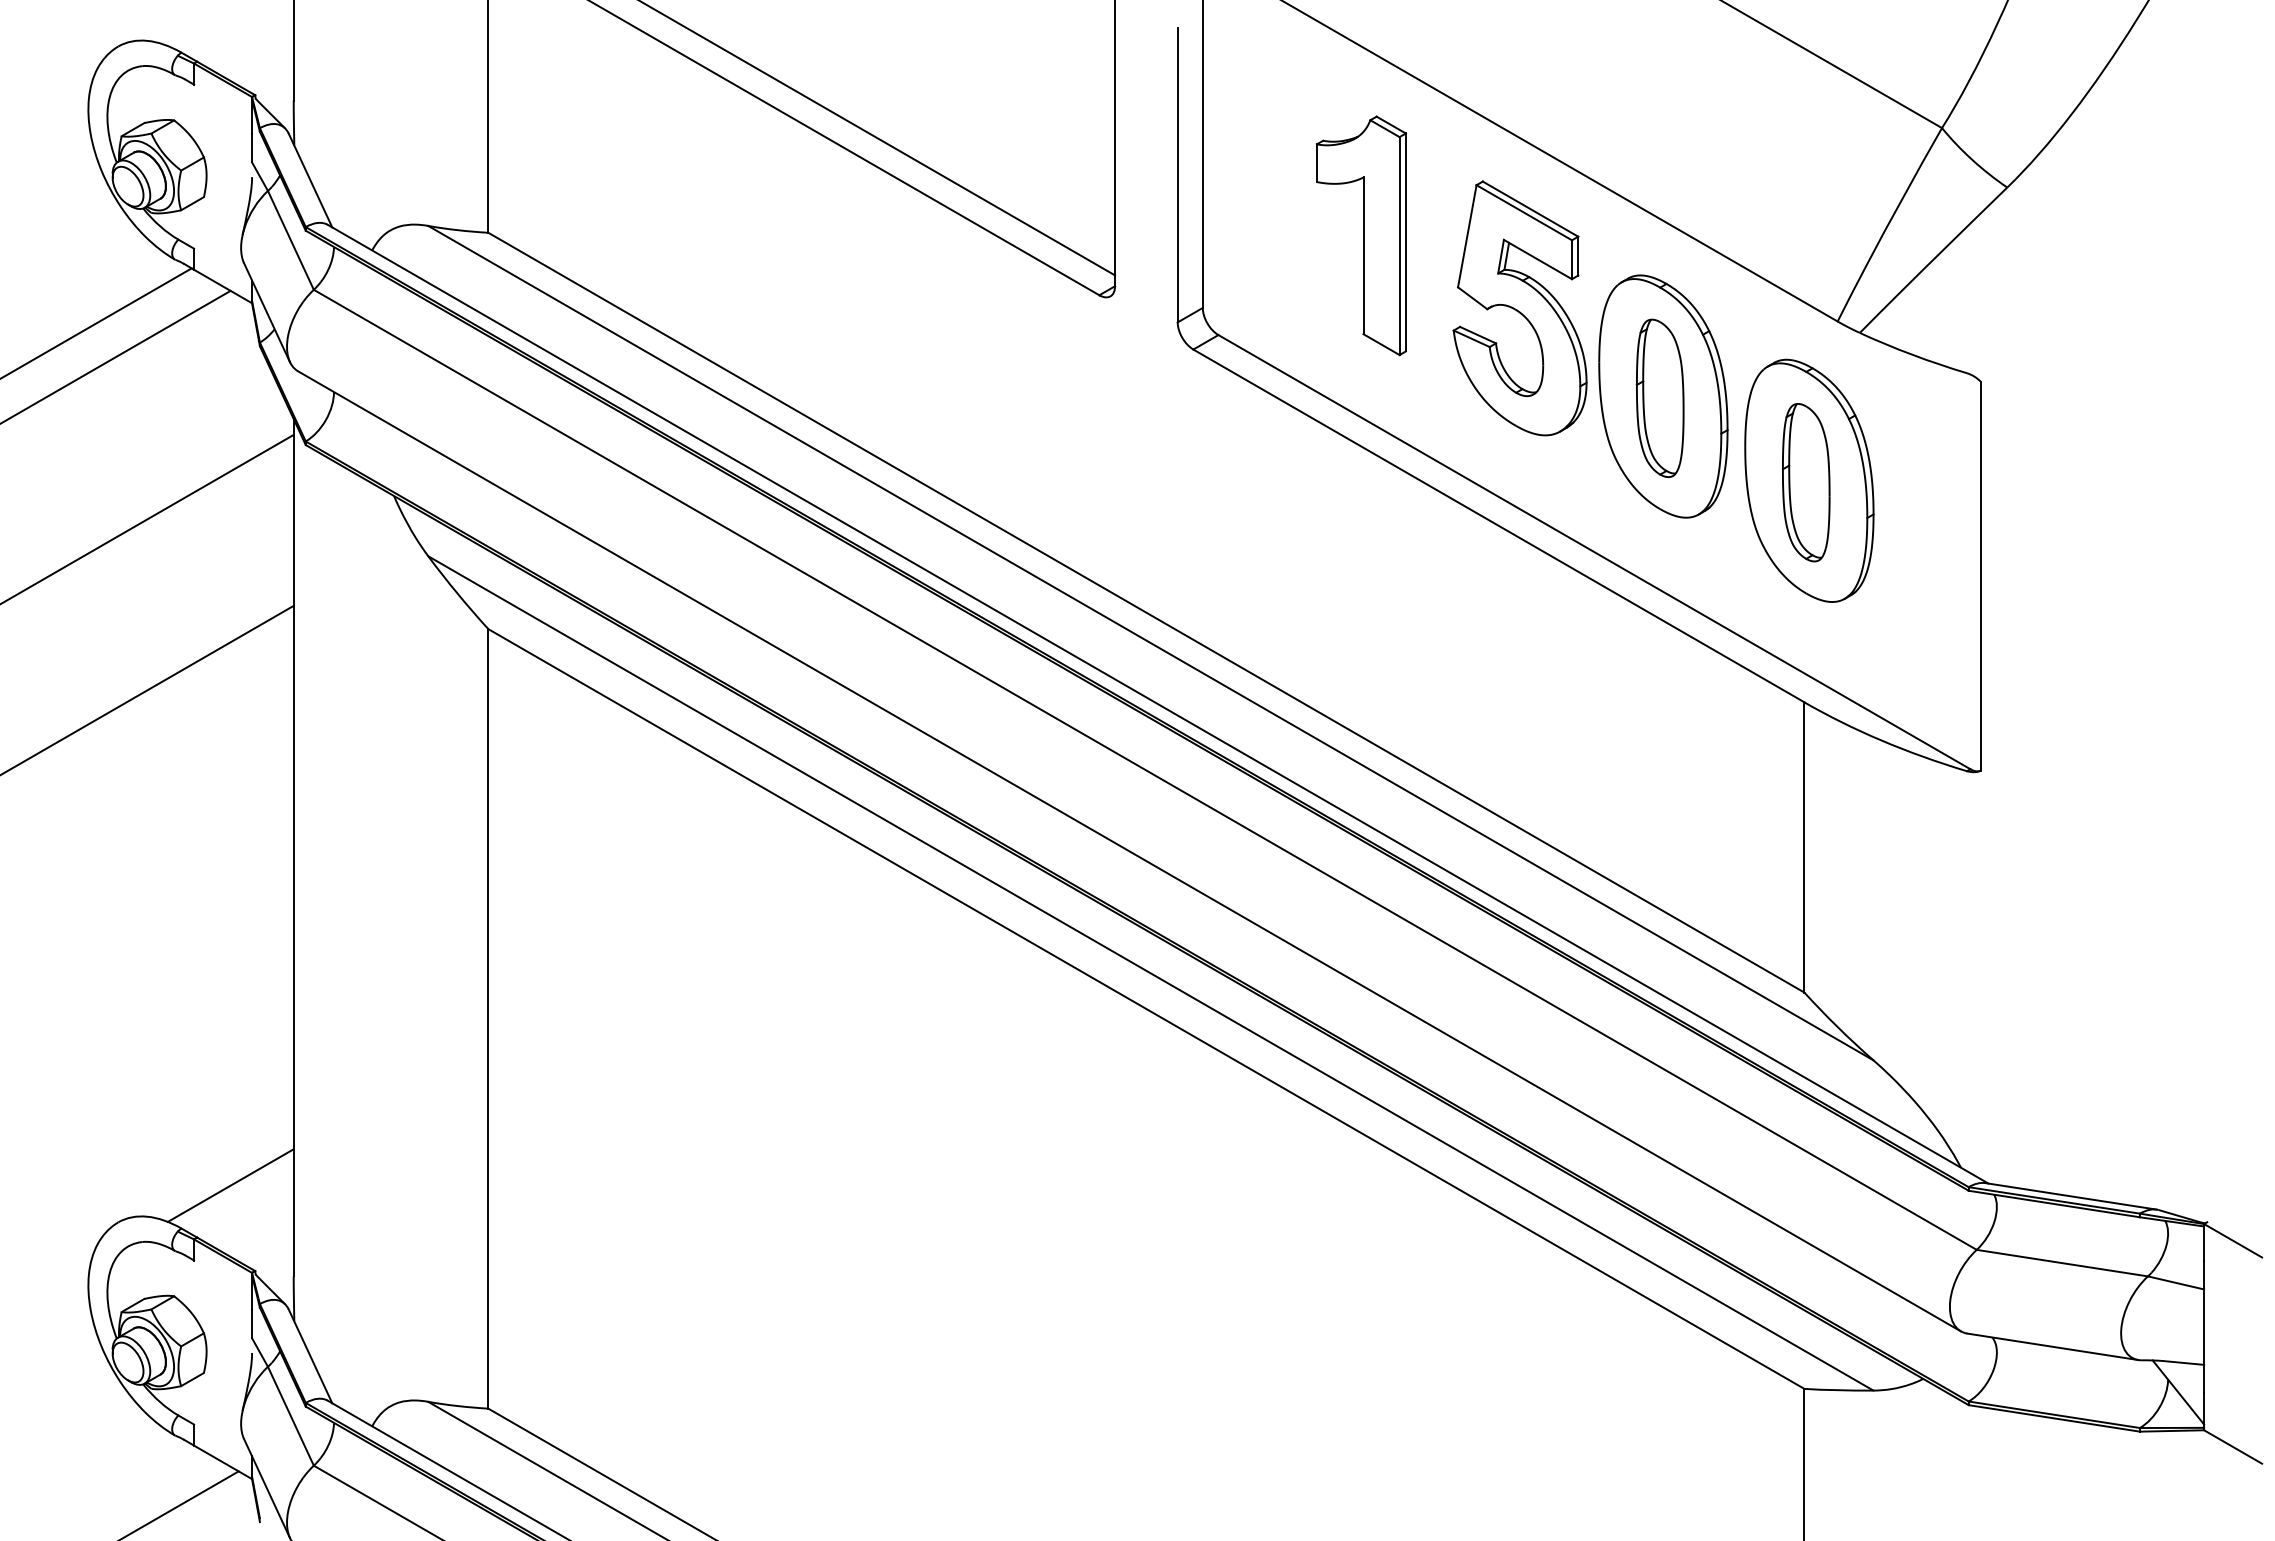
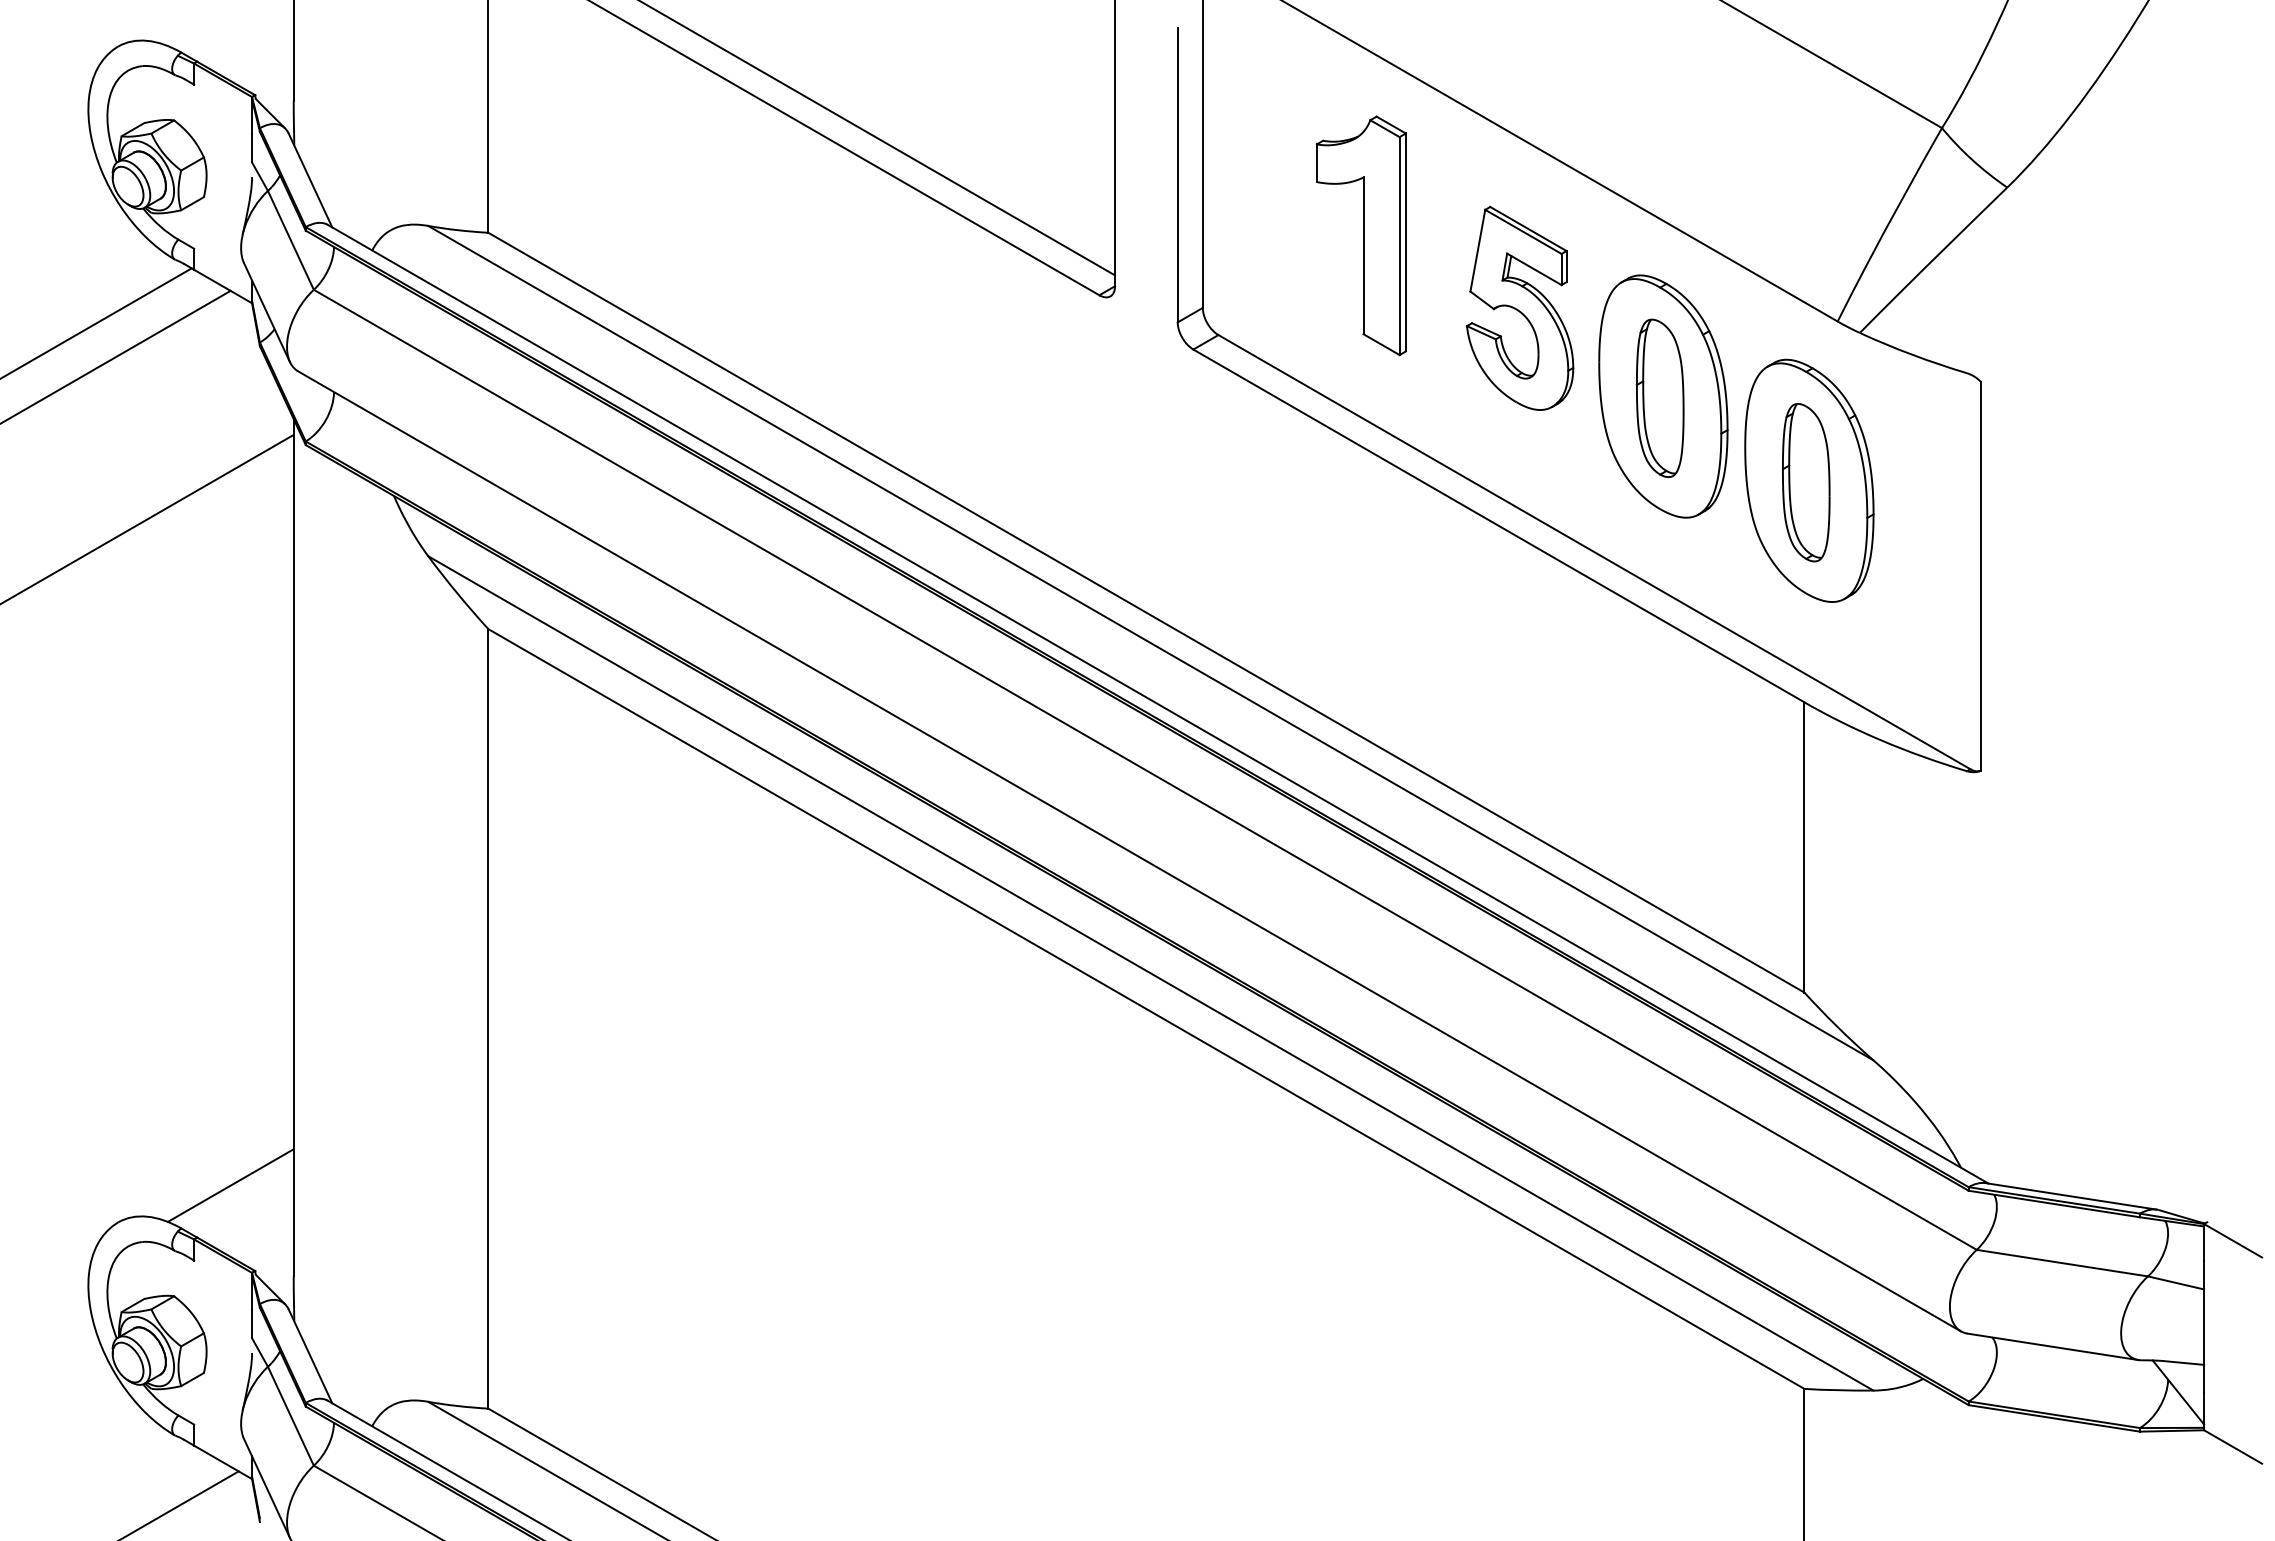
part size: 136x257 px -> 109x206 px (1520, 307)
line: present -> none (147, 689)
